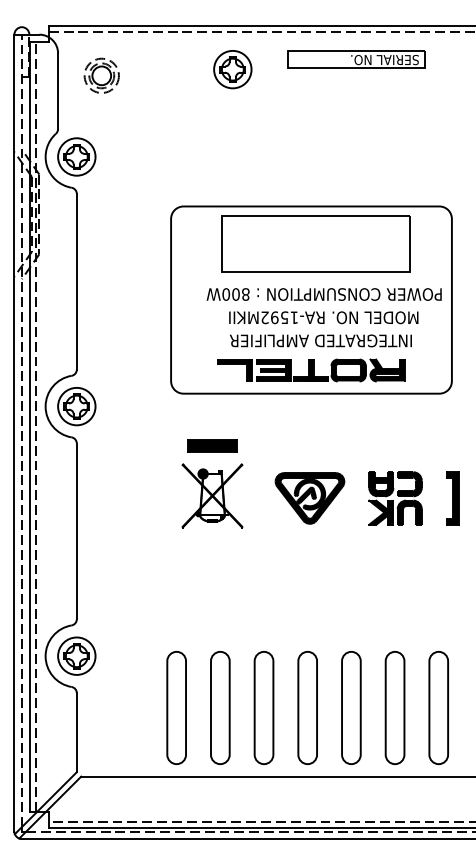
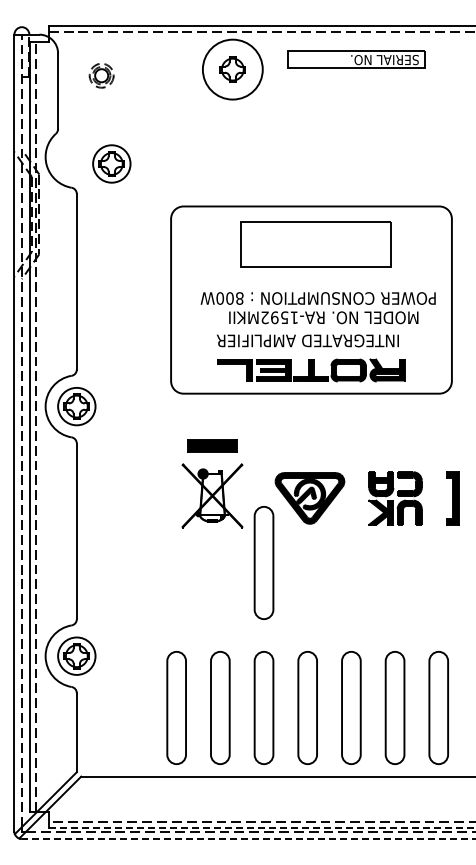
circle diameter: 37 px -> 60 px (232, 69)
part size: 37x37 px -> 27x26 px (101, 75)
part position: (76, 156) -> (111, 163) (111, 163)
part size: 190x58 px -> 152x47 px (315, 244)
text position: (323, 294) -> (317, 298) (317, 298)
text position: (320, 340) -> (307, 340) (307, 340)
part: none -> present (263, 562)
line: solid -> dashed (261, 827)
line: solid -> dashed (248, 839)
